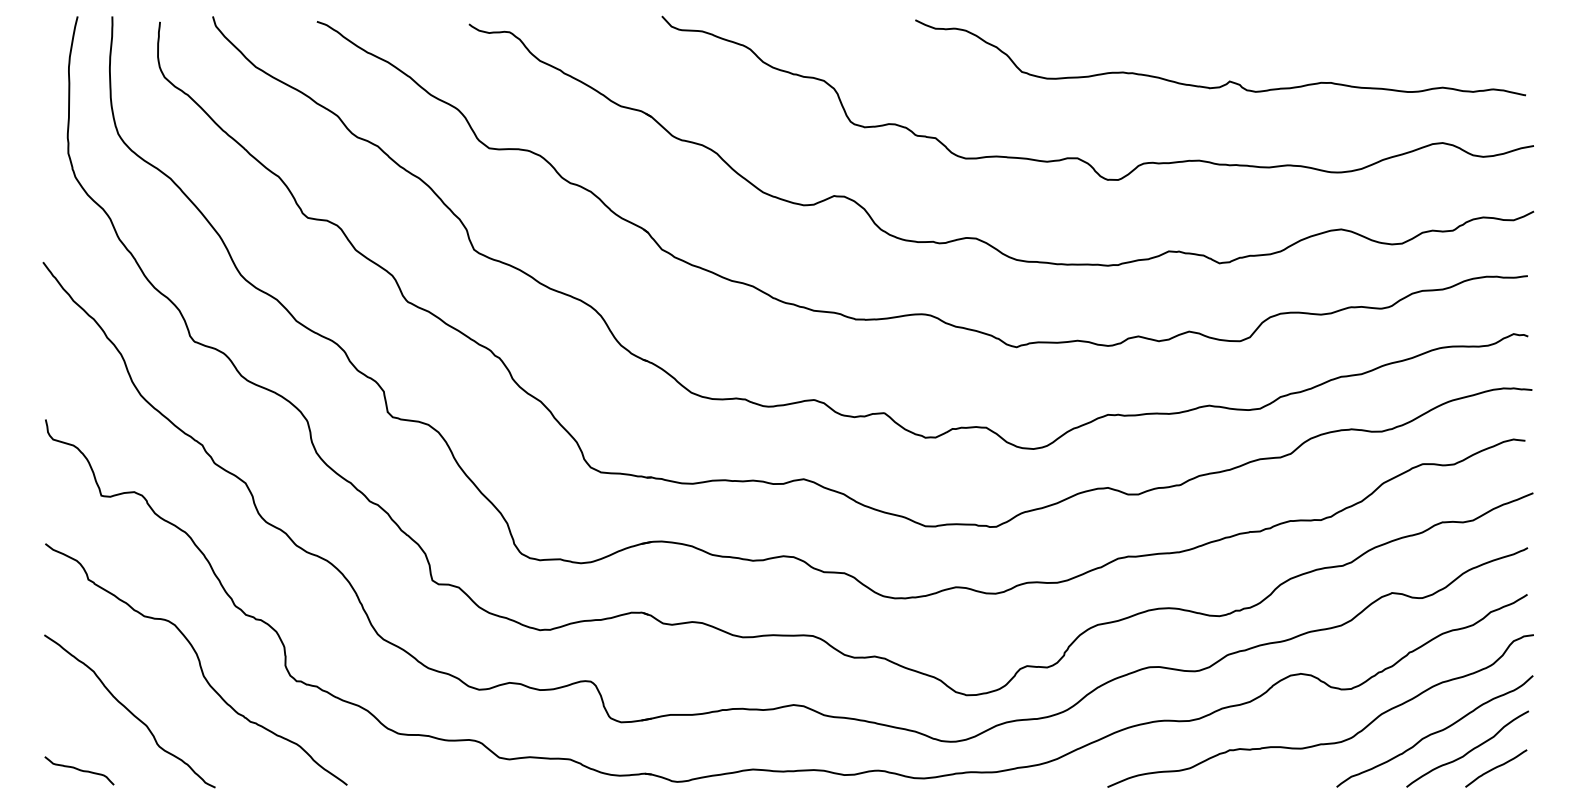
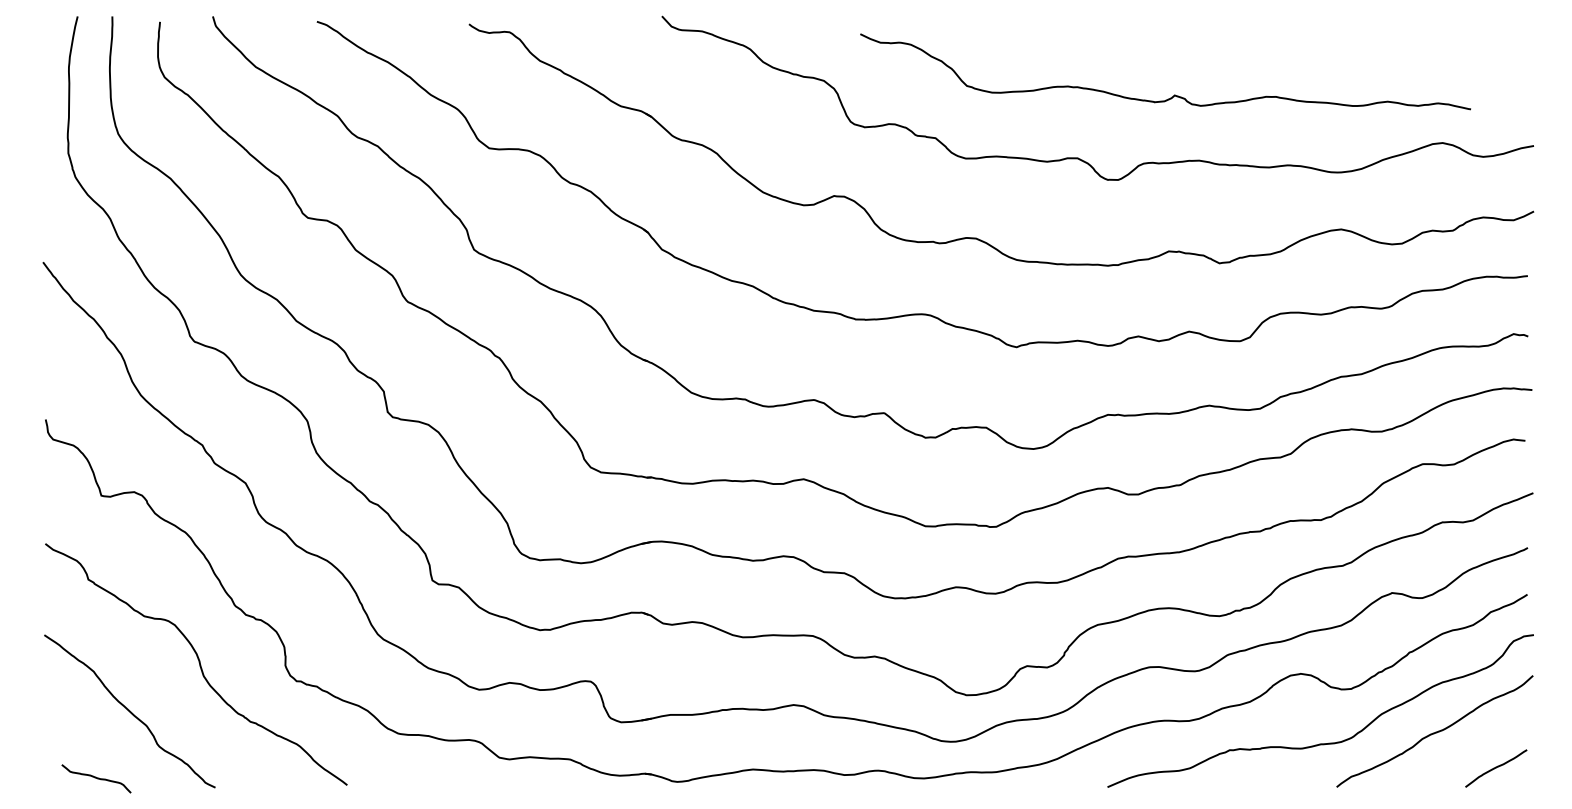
curve position: (1229, 80) -> (1174, 94) (1174, 94)
curve: present -> none (1469, 750)
curve position: (79, 770) -> (96, 778) (96, 778)
